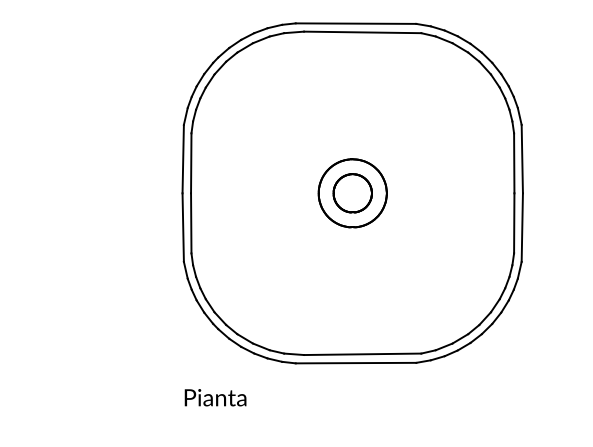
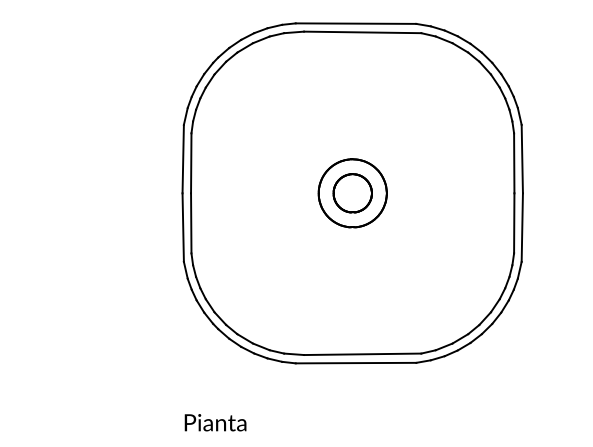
text position: (215, 397) -> (215, 422) (215, 422)
